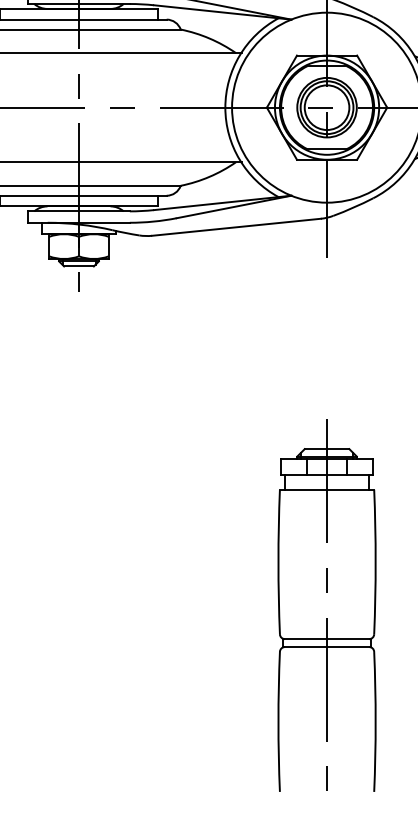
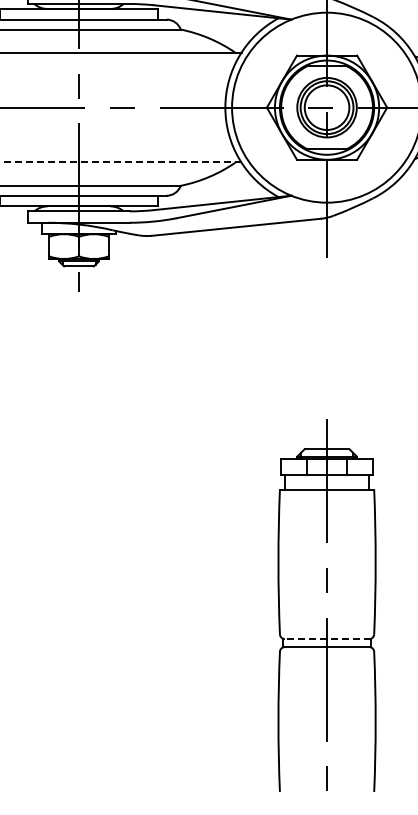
line: solid -> dashed (120, 162)
line: solid -> dashed (326, 639)
